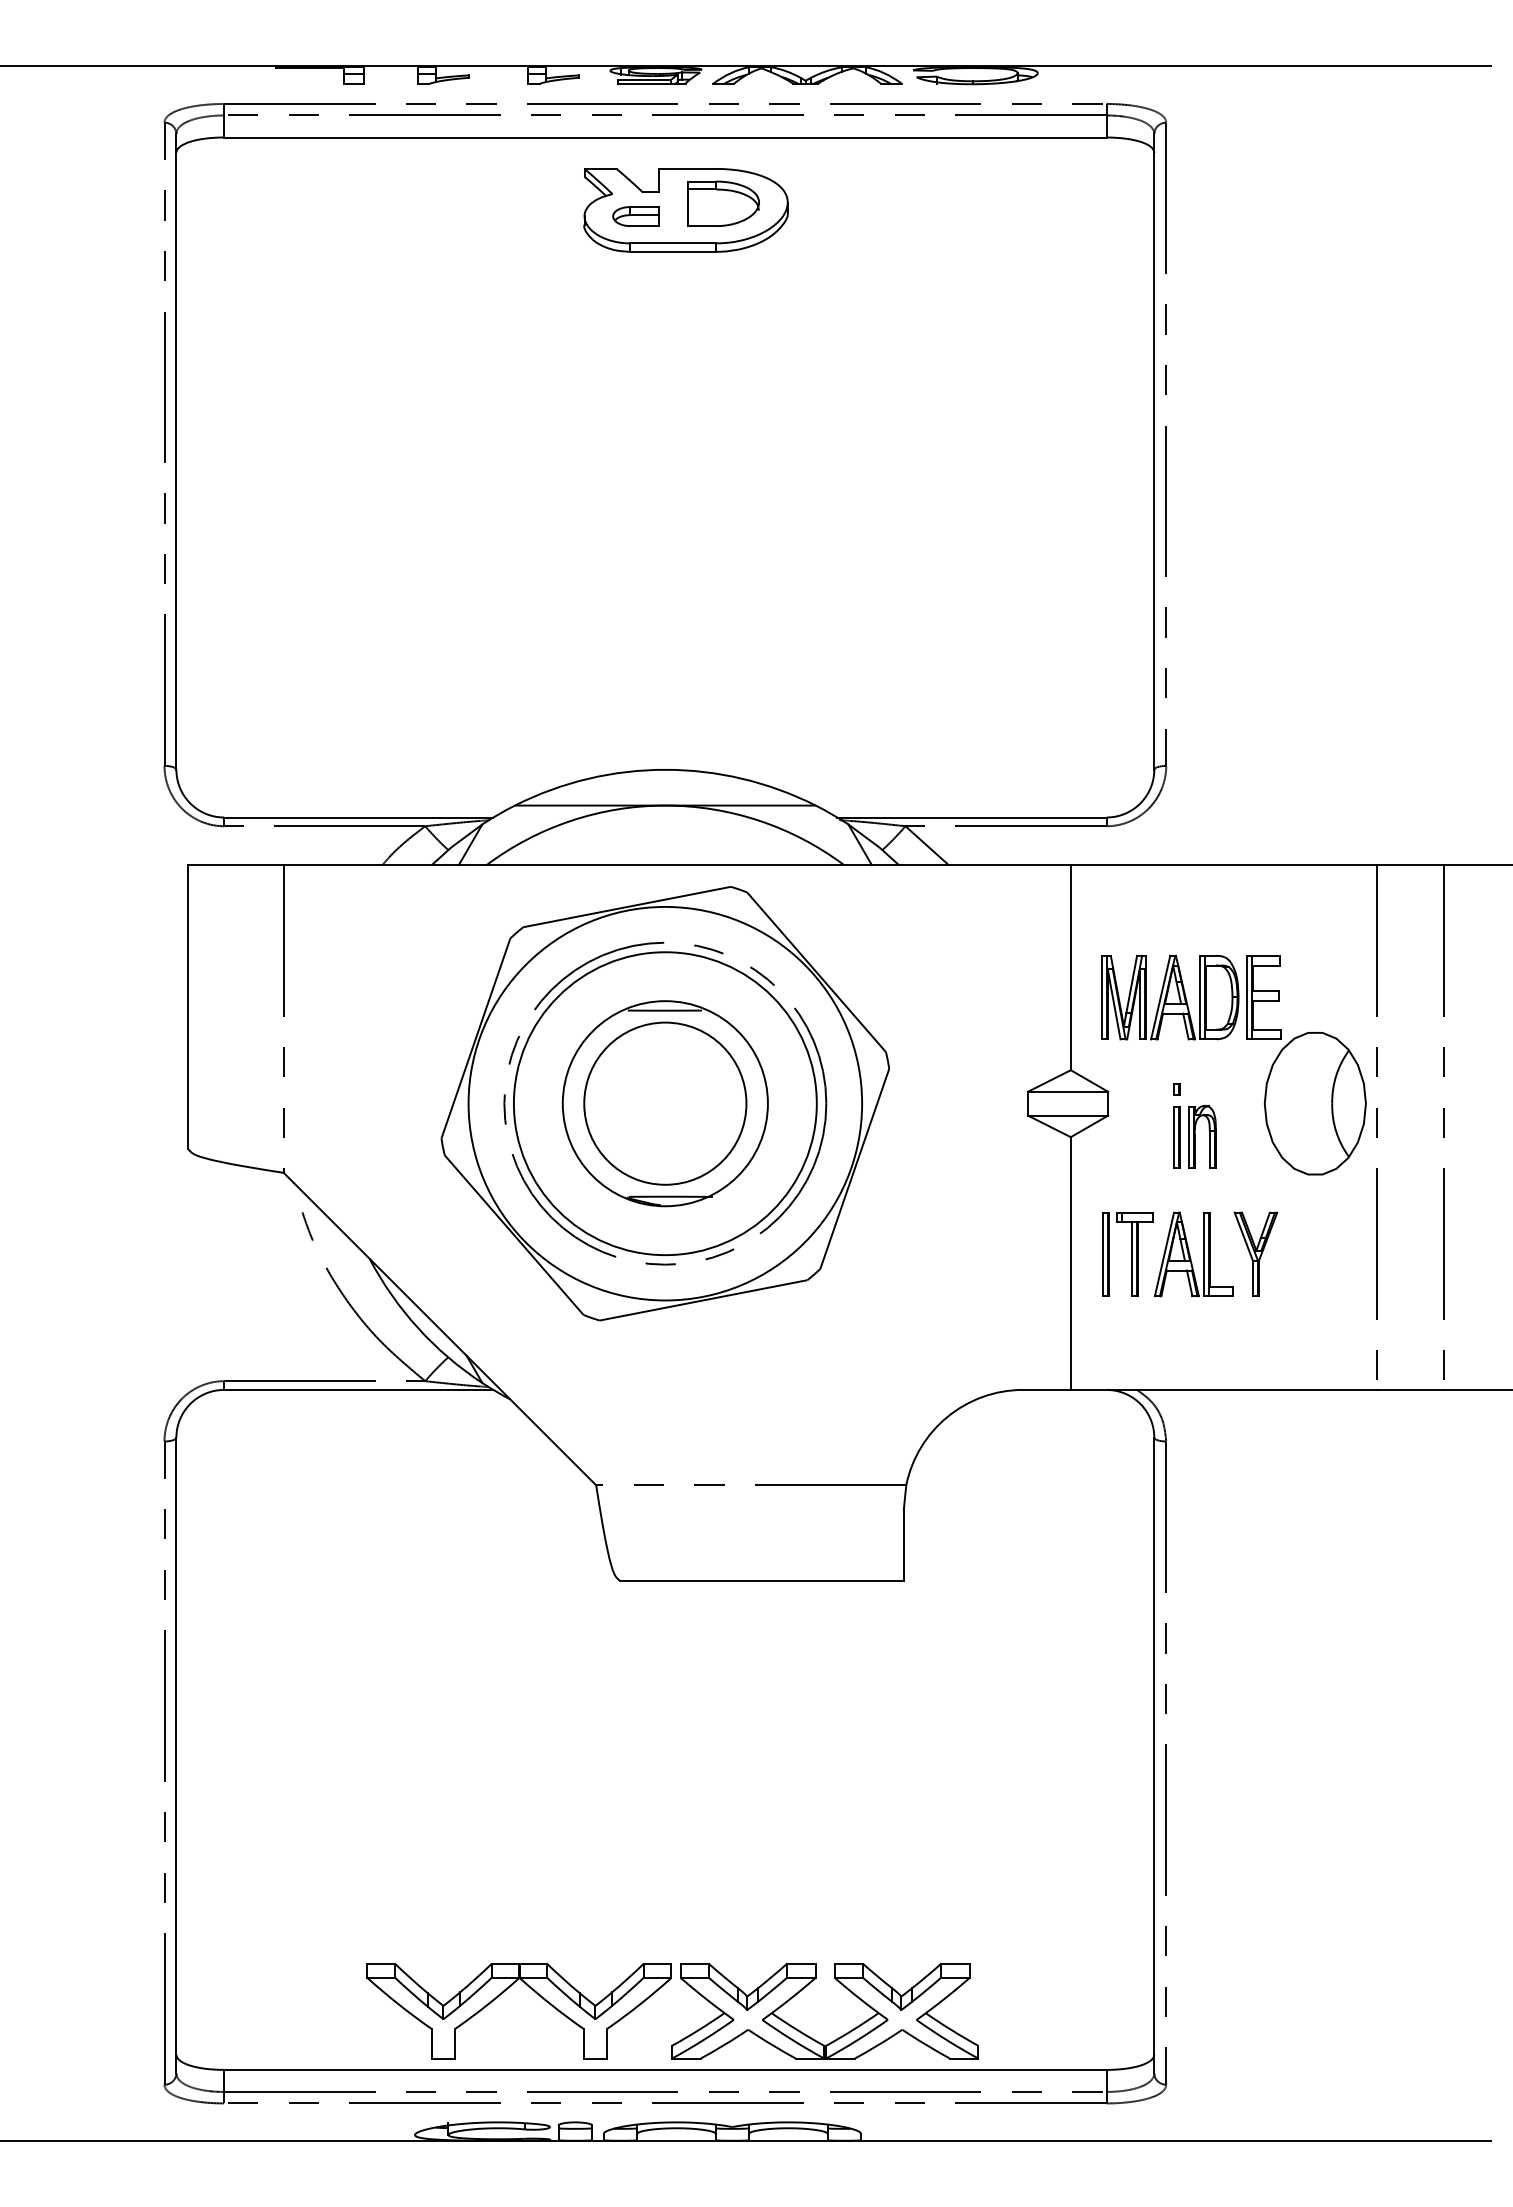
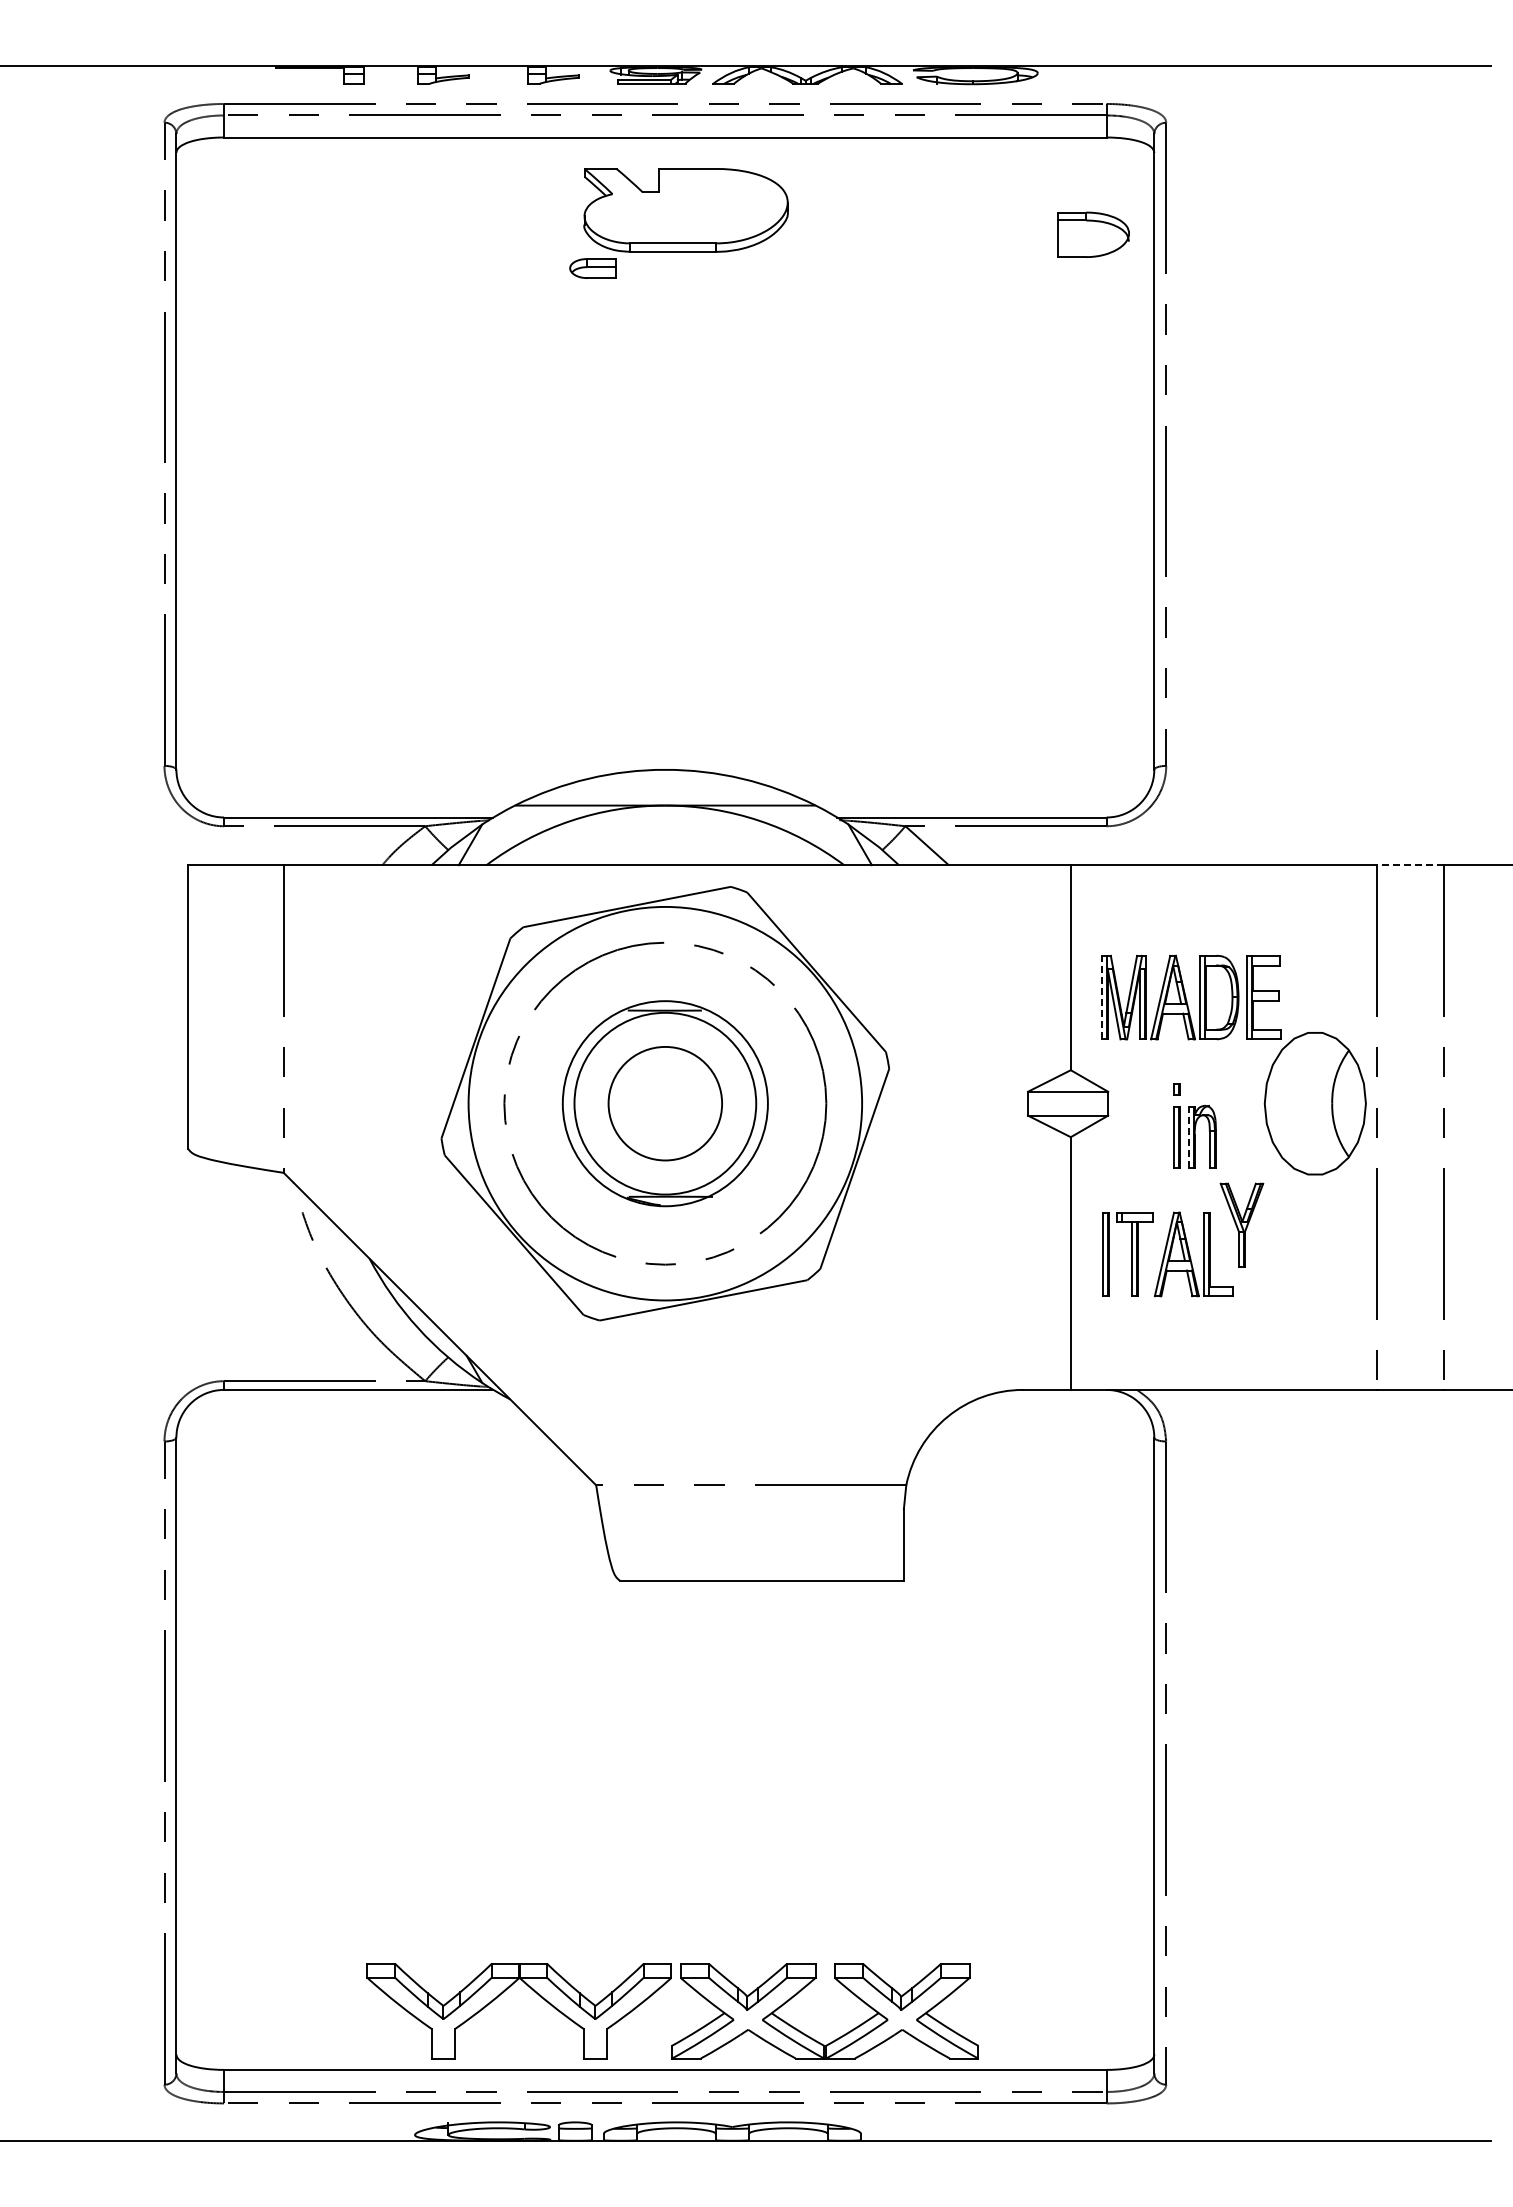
part position: (723, 203) -> (1093, 234) (1093, 234)
part position: (635, 216) -> (592, 268) (592, 268)
line: solid -> dashed (1410, 865)
line: solid -> dashed (1101, 997)
circle diameter: 303 px -> 182 px (665, 1103)
circle diameter: 162 px -> 114 px (665, 1103)
line: solid -> dashed (1188, 1137)
part position: (1255, 1253) -> (1241, 1224) (1241, 1224)
